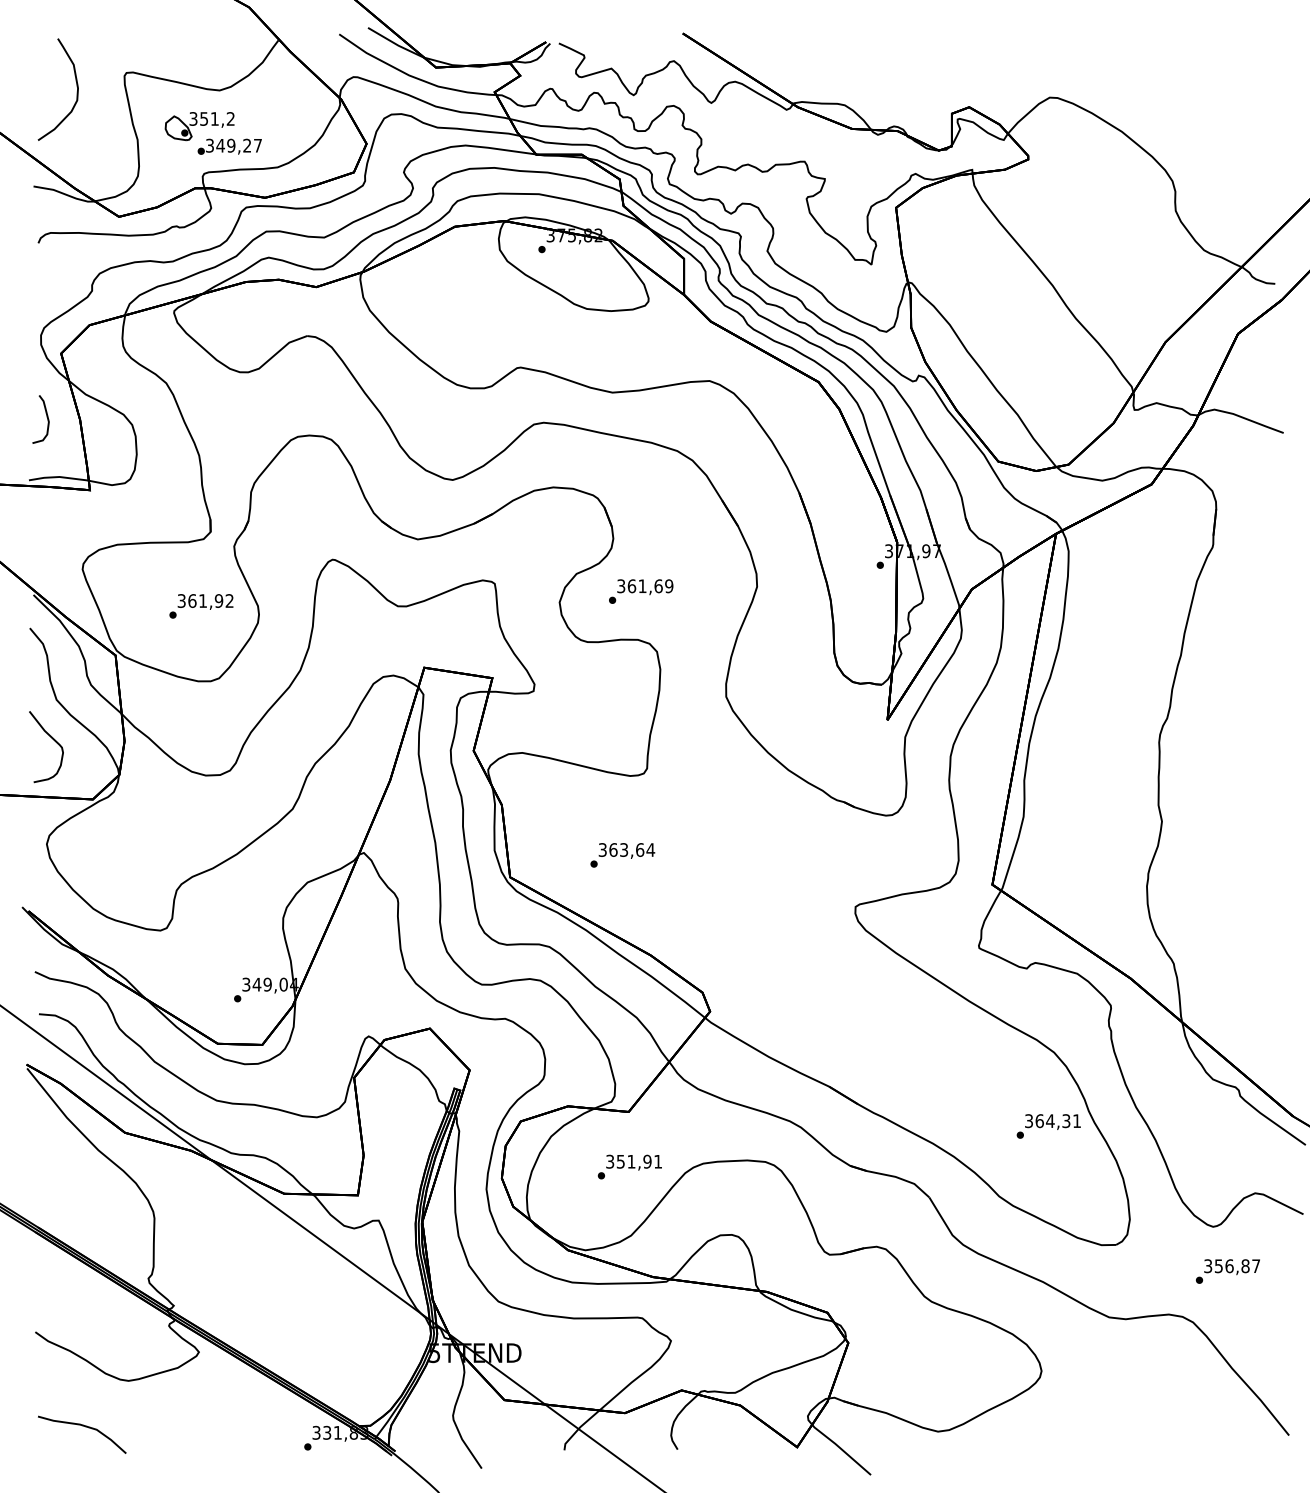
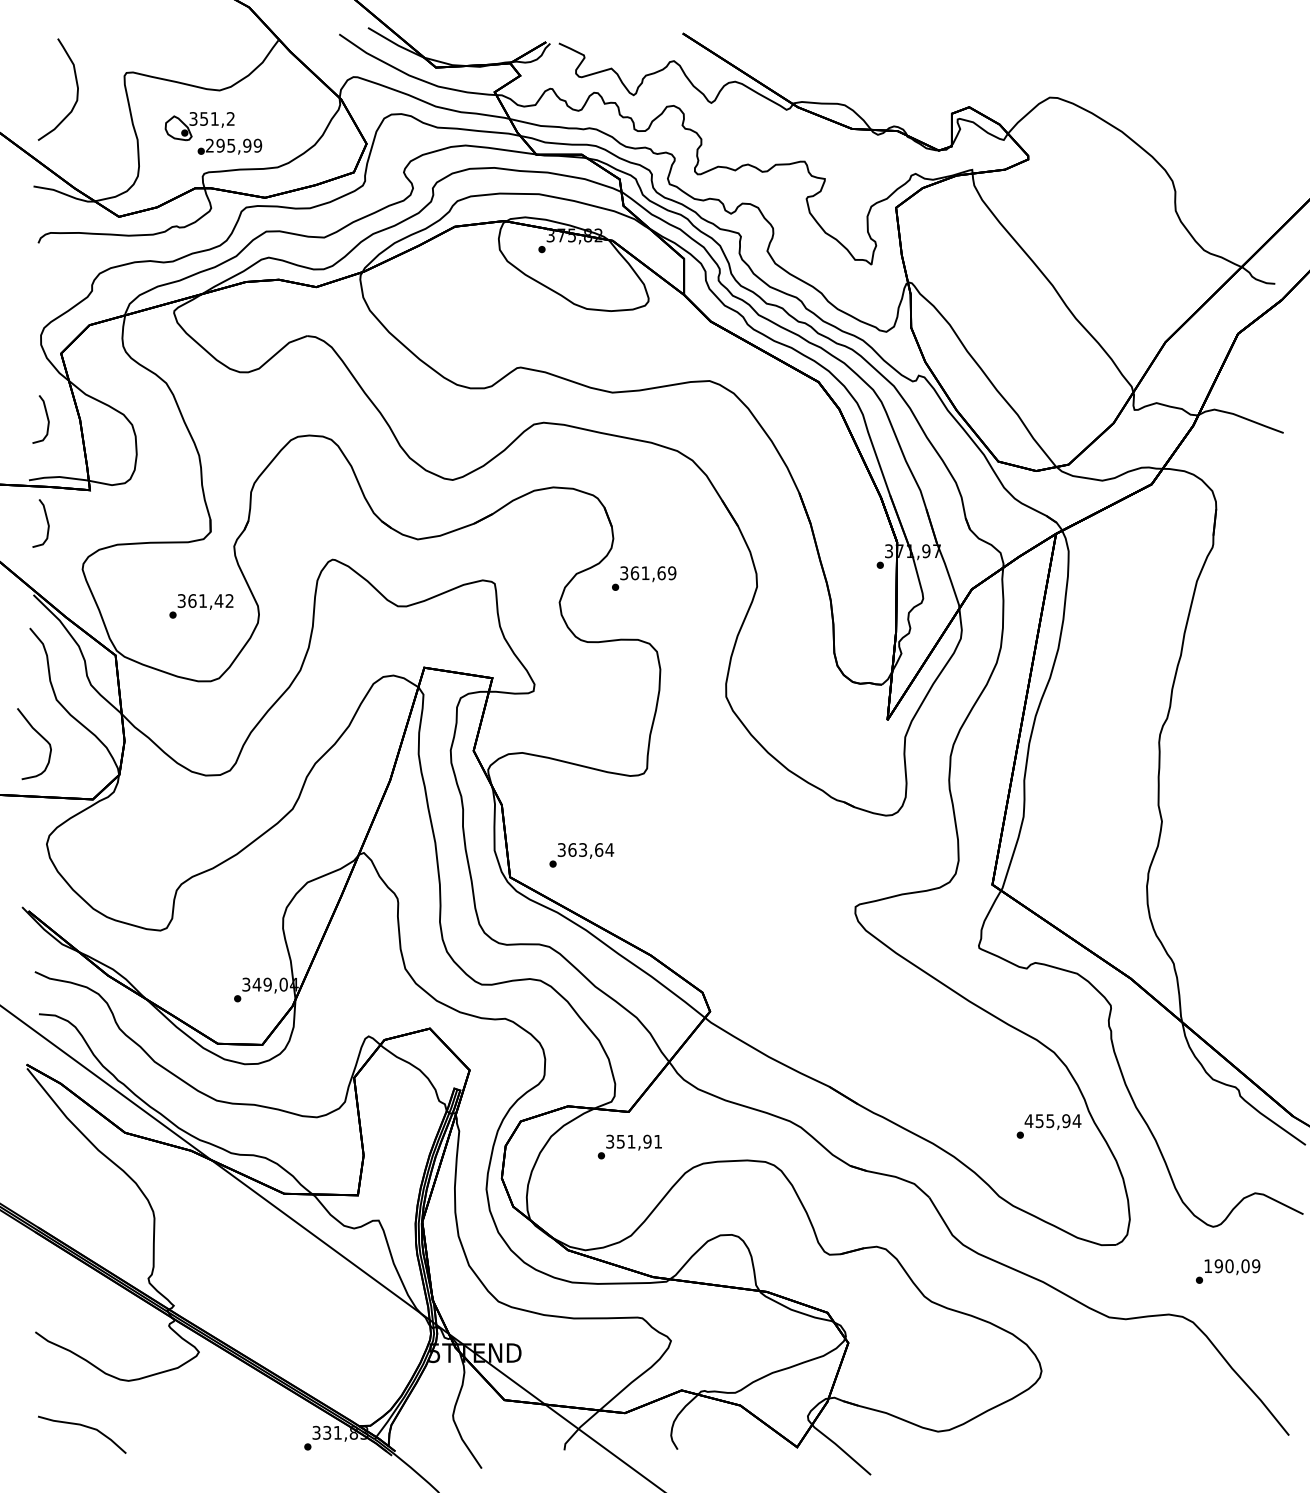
text: 349,27 -> 295,99 (234, 145)
curve: none -> present (46, 521)
text position: (641, 591) -> (644, 578) (644, 578)
text: 361,92 -> 361,42 (218, 600)
curve position: (53, 740) -> (41, 737) (41, 737)
text position: (622, 855) -> (581, 855) (581, 855)
text: 364,31 -> 455,94 (1052, 1121)
text position: (629, 1166) -> (629, 1146) (629, 1146)
text: 356,87 -> 190,09 (1232, 1266)
